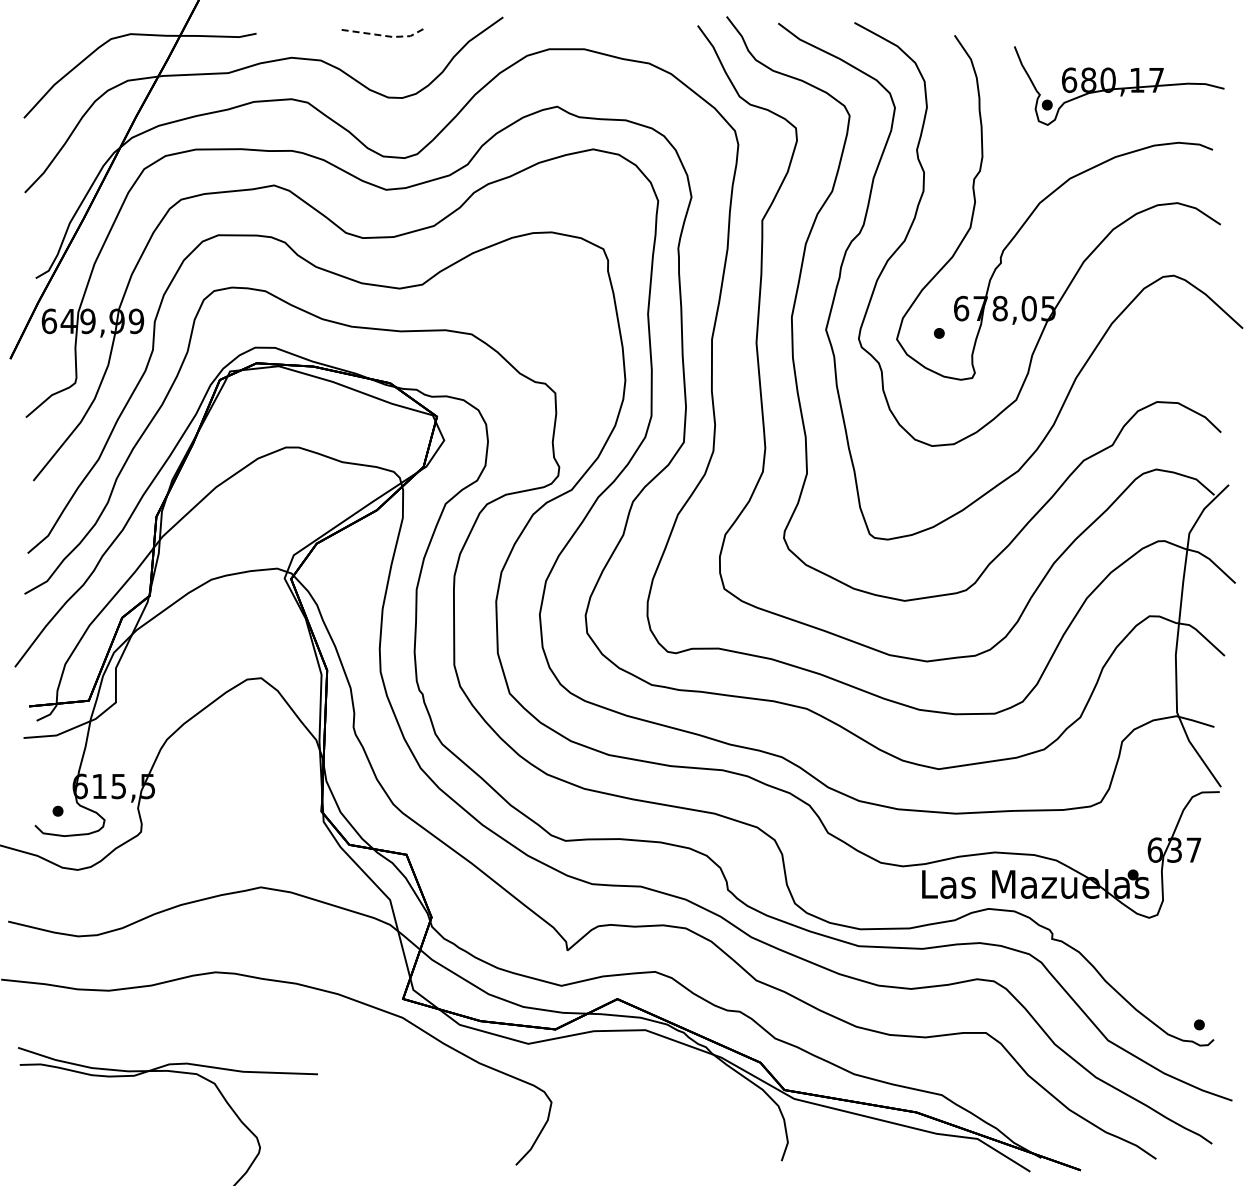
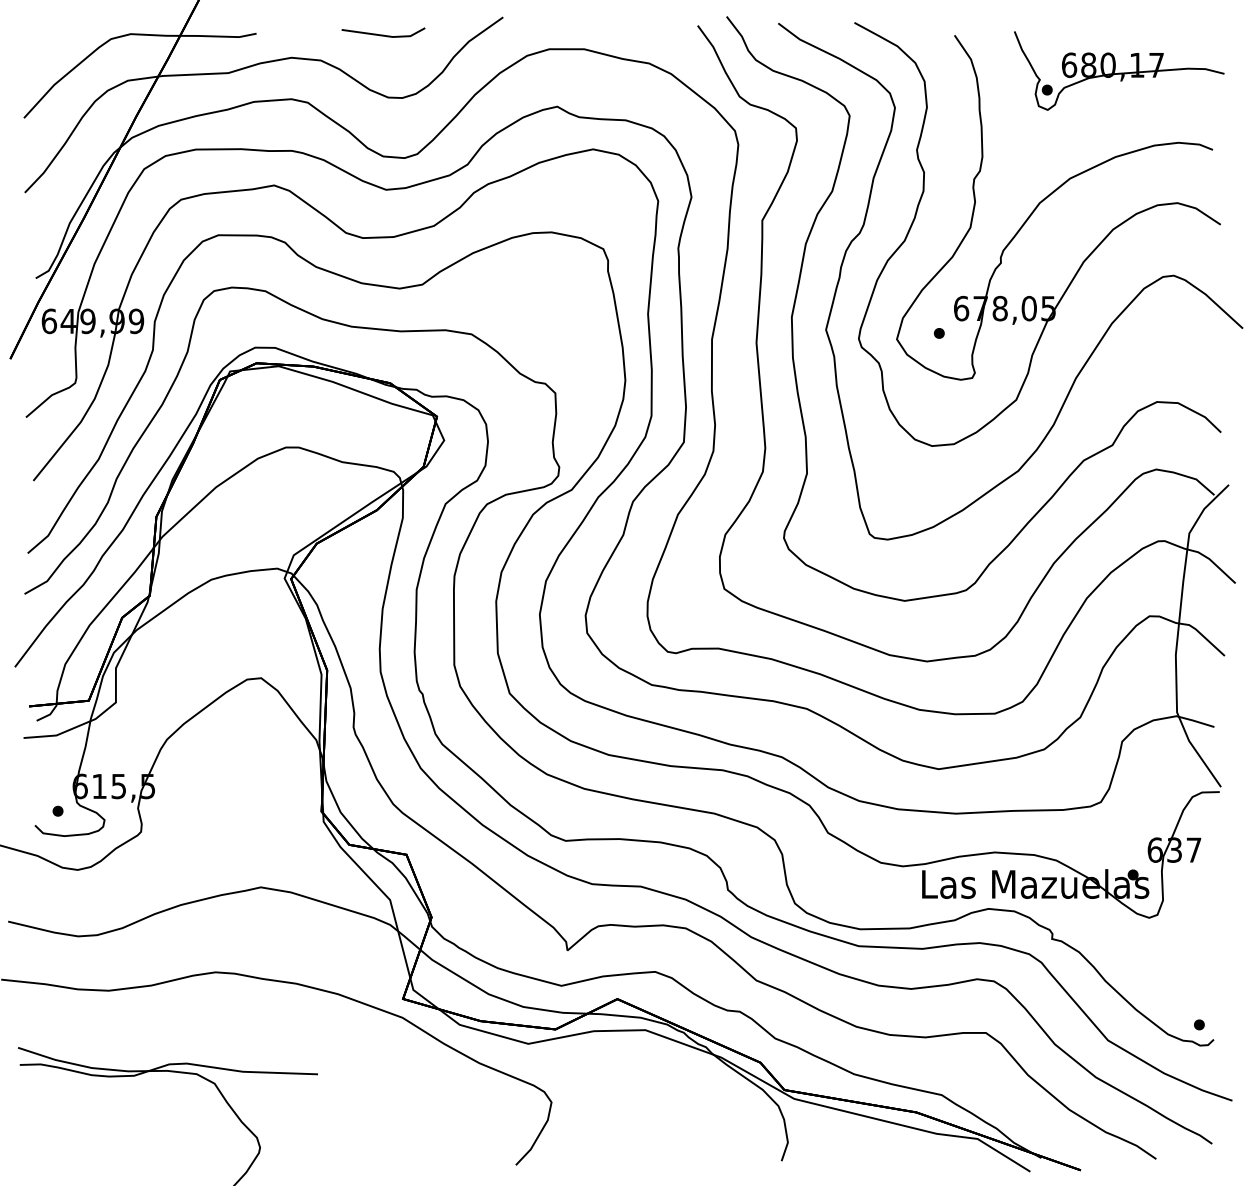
line: dashed -> solid (385, 36)
part position: (1119, 85) -> (1119, 70) (1119, 70)
